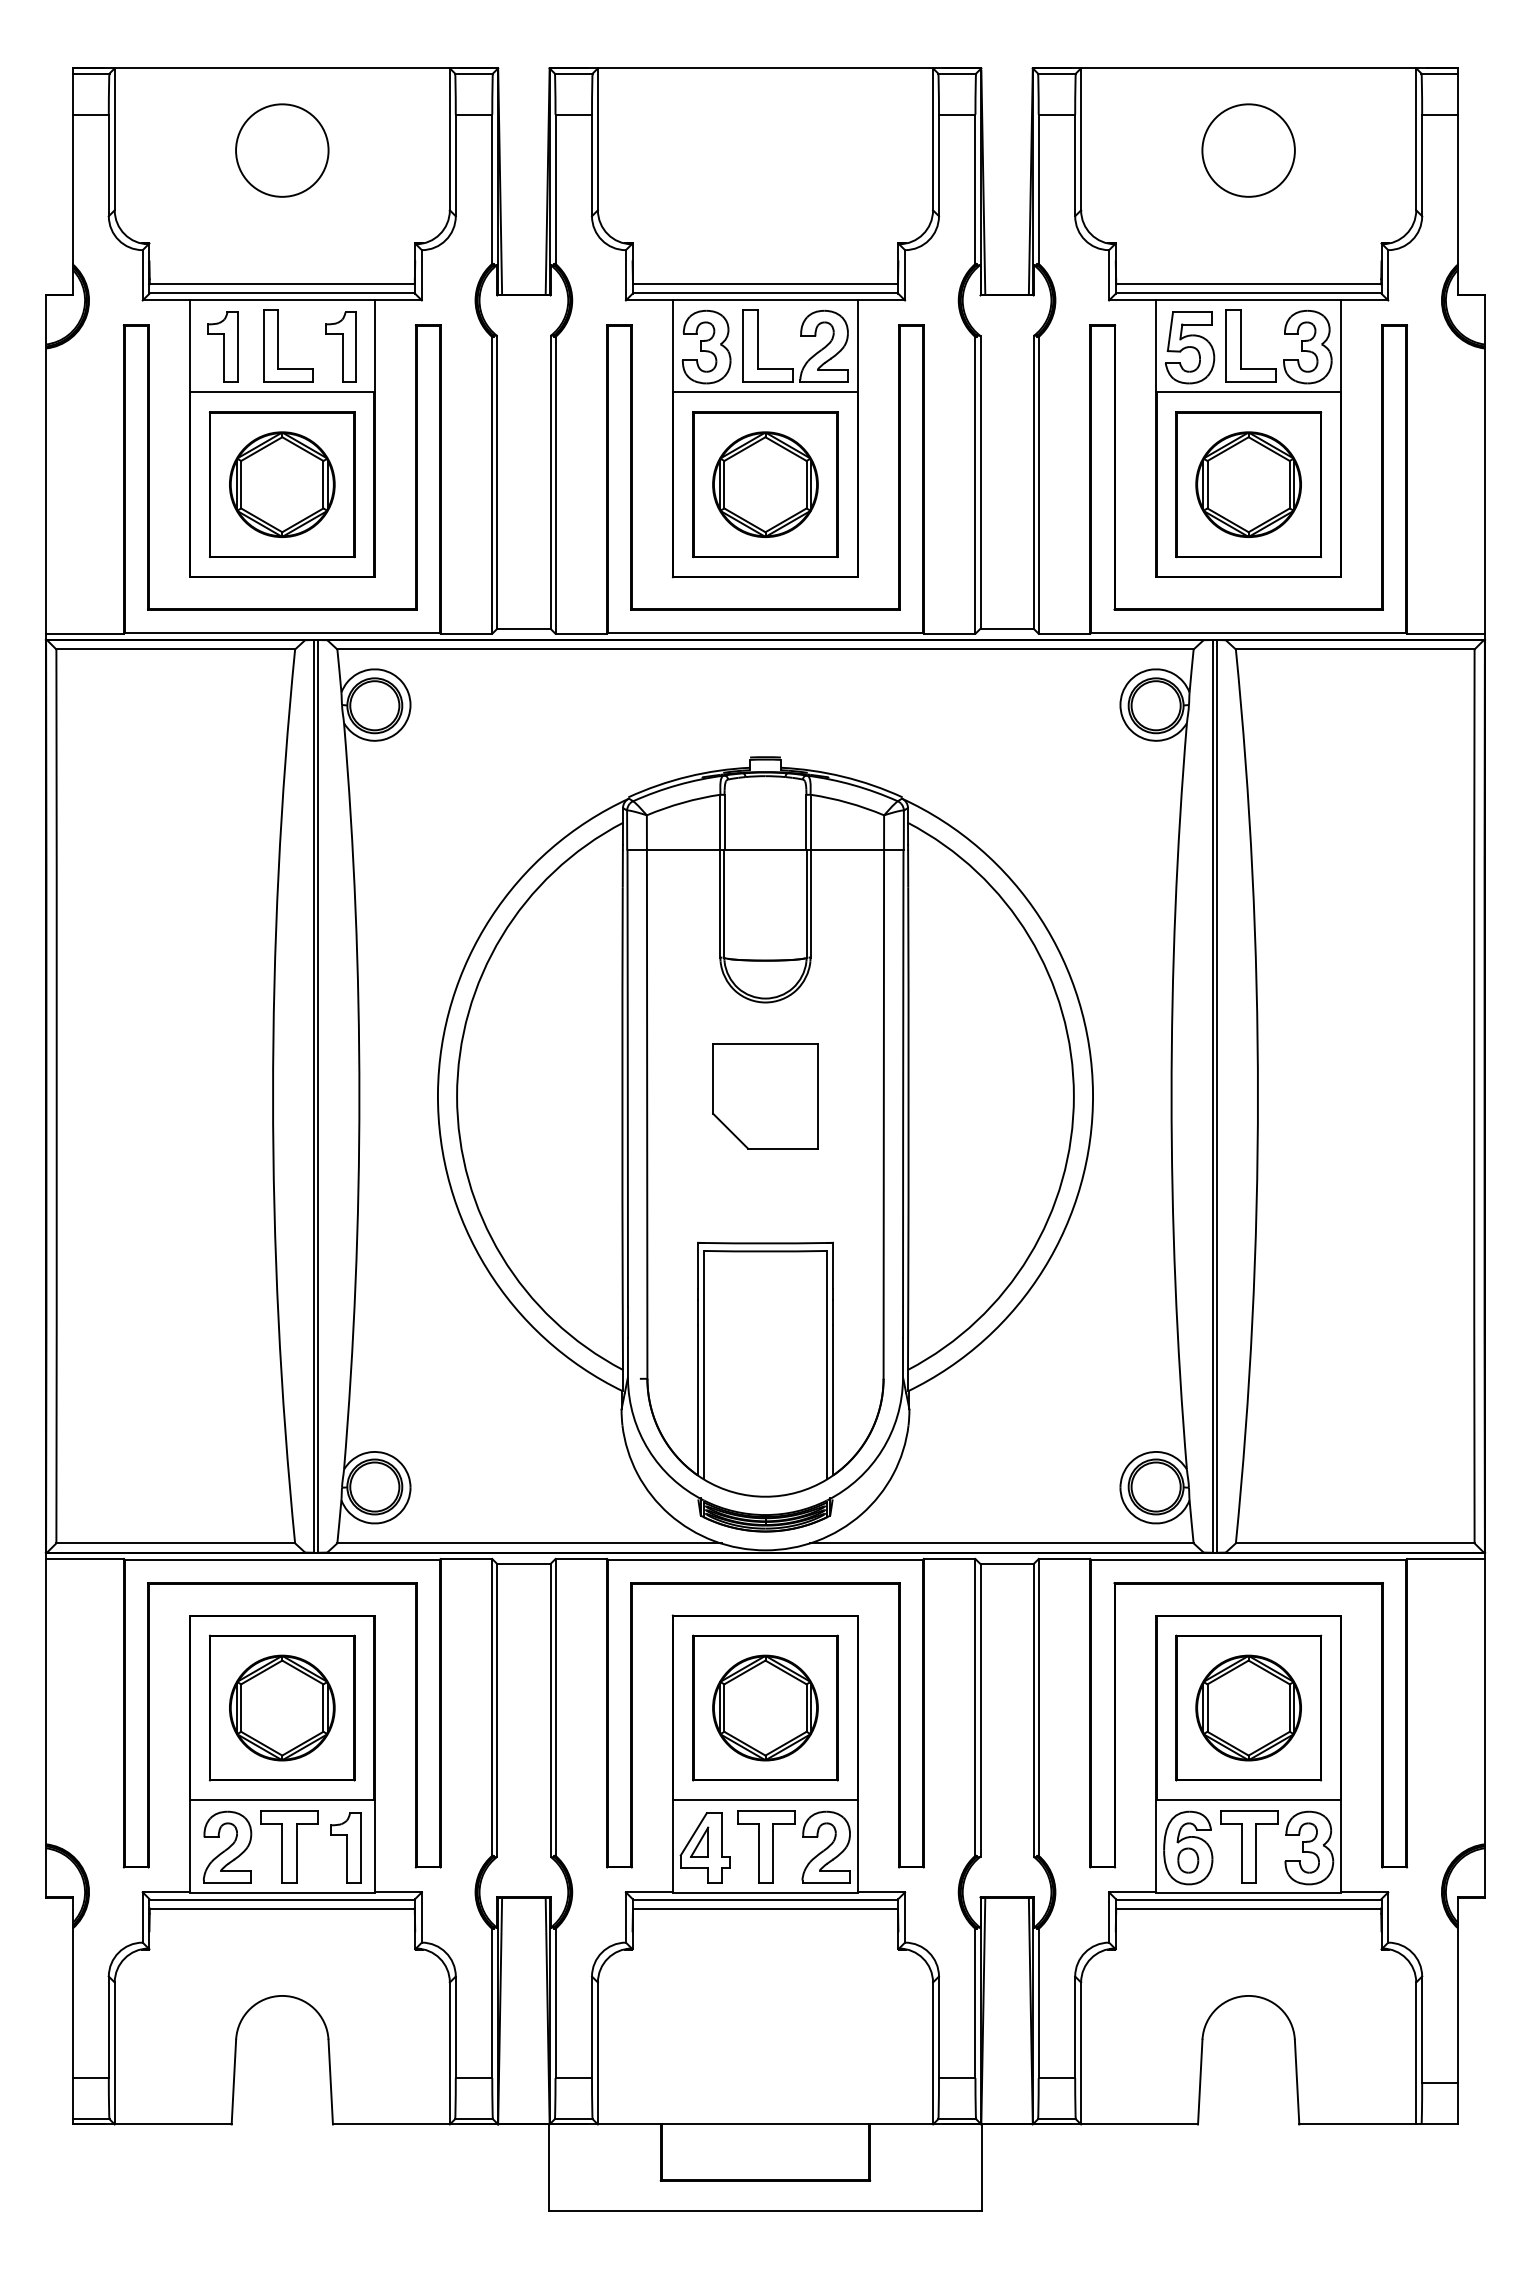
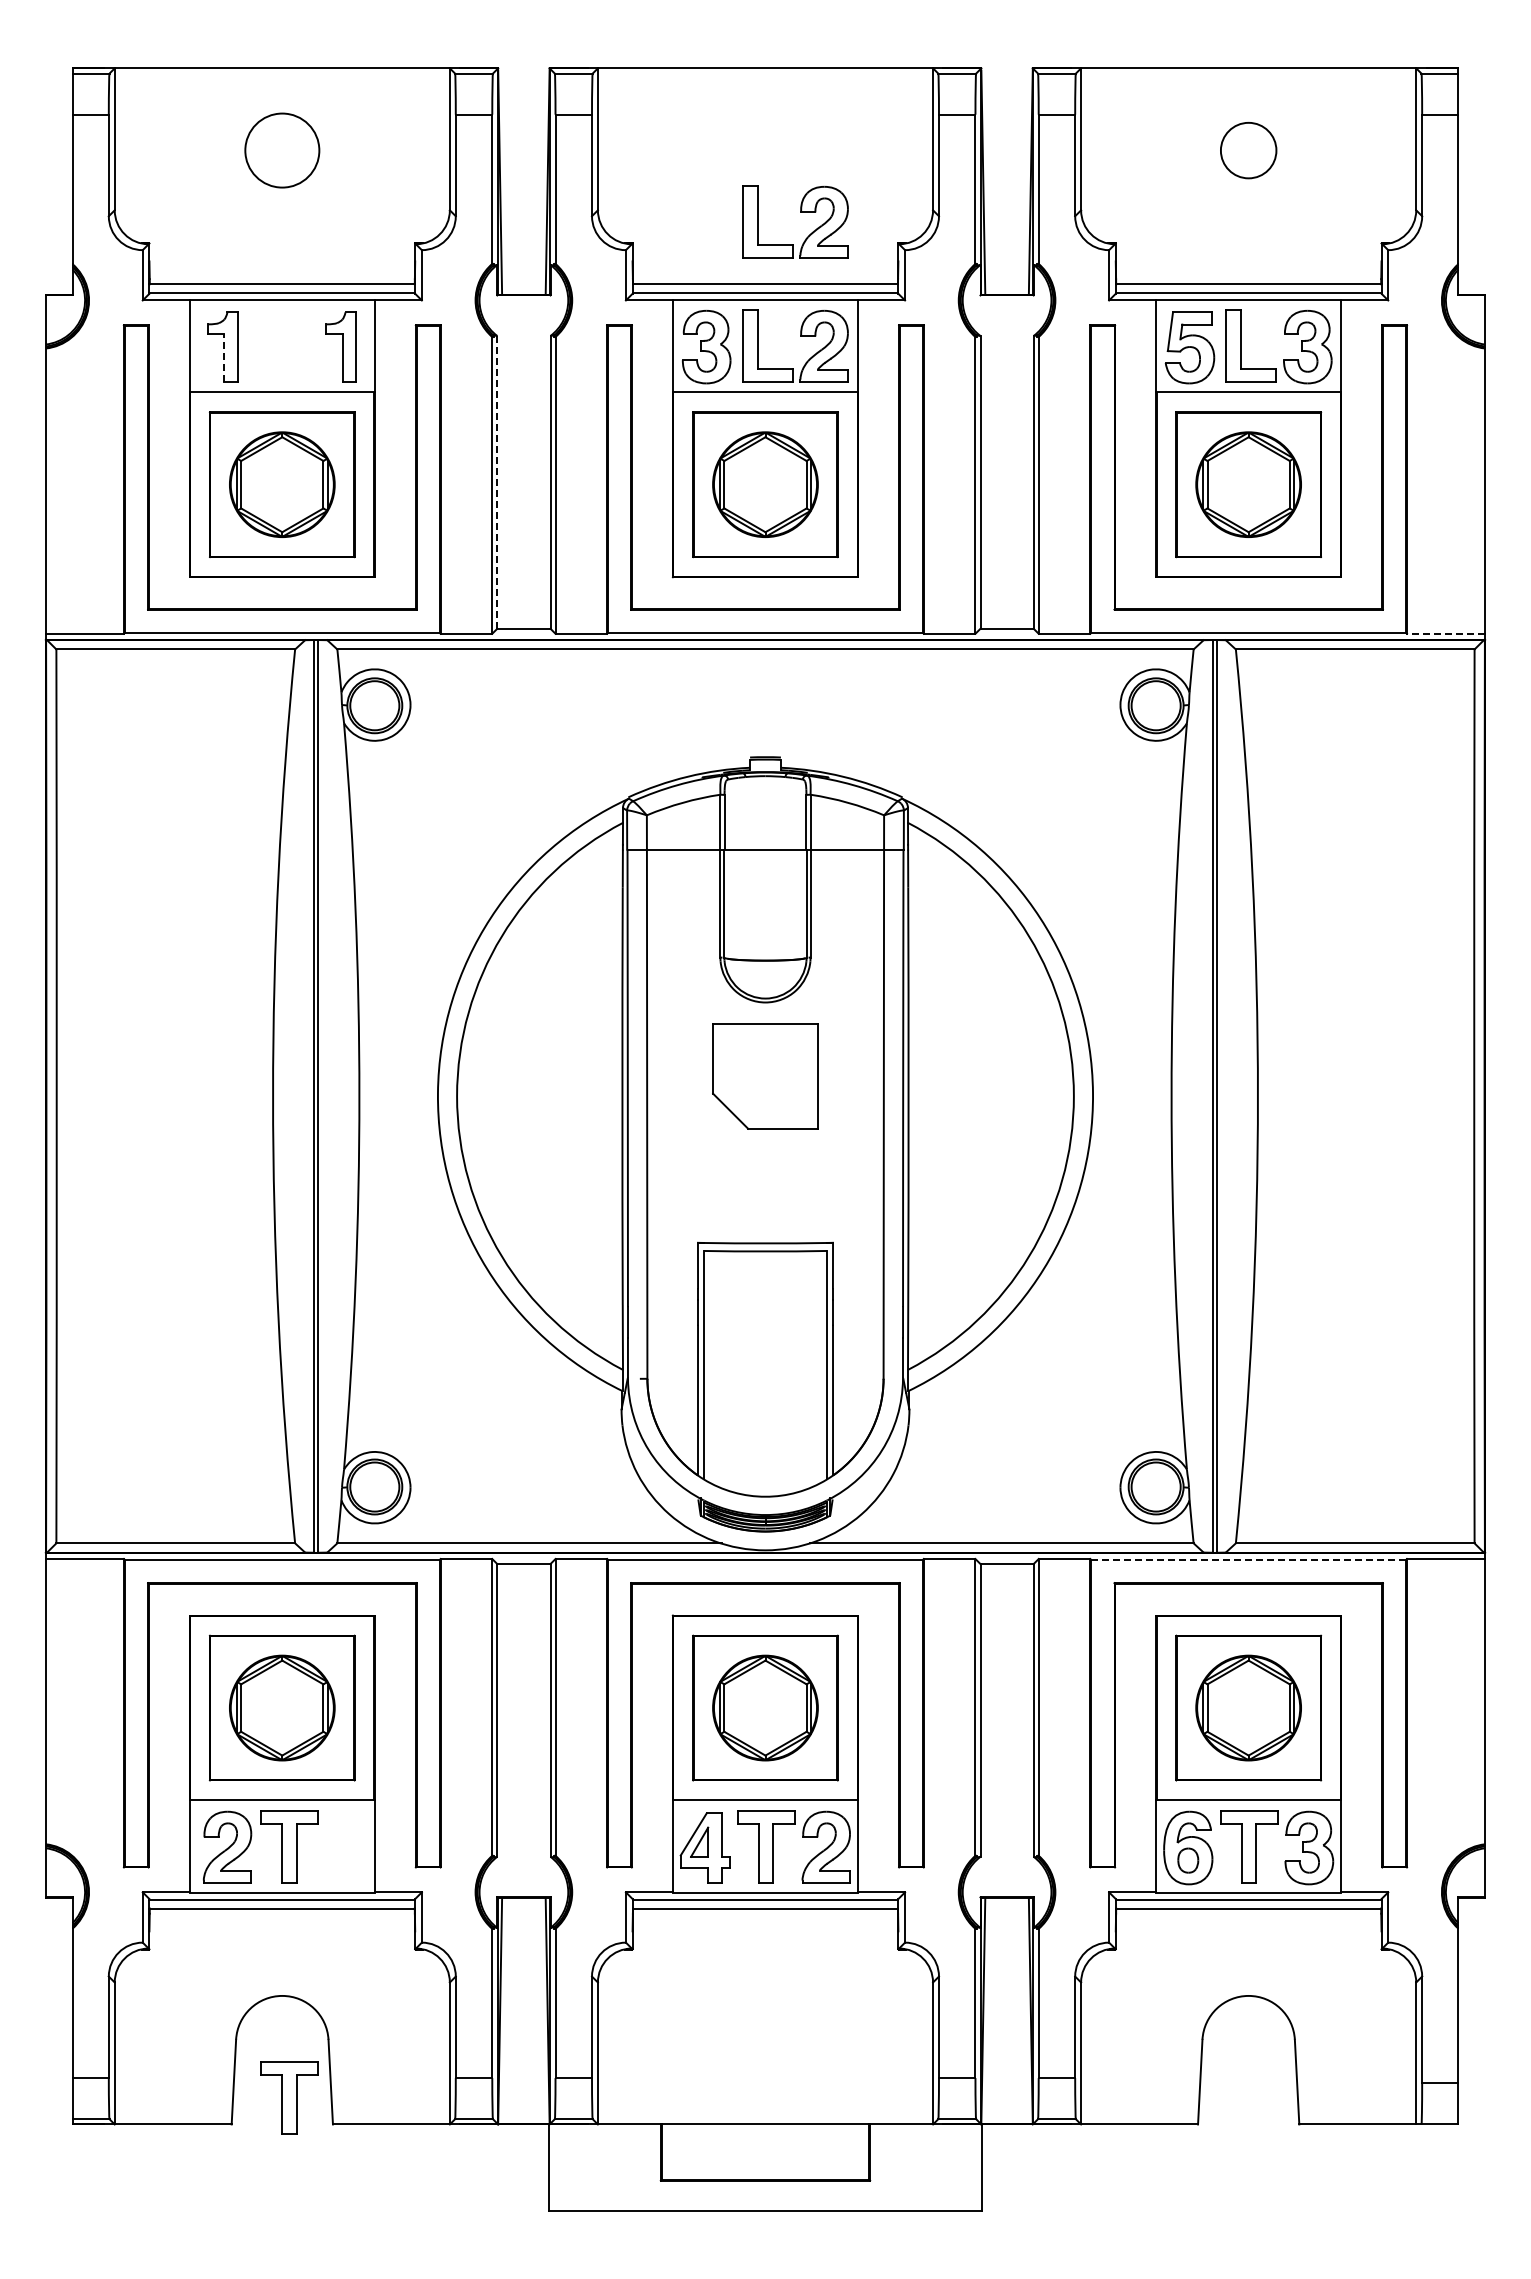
circle size: 95x95 px -> 77x77 px (282, 150)
circle diameter: 93 px -> 56 px (1248, 150)
part: none -> present (800, 212)
part: present -> none (278, 345)
line: solid -> dashed (224, 357)
line: solid -> dashed (497, 482)
line: solid -> dashed (1445, 633)
part position: (765, 1096) -> (765, 1076) (765, 1076)
line: solid -> dashed (1248, 1559)
part: present -> none (345, 1847)
part: none -> present (289, 2097)
